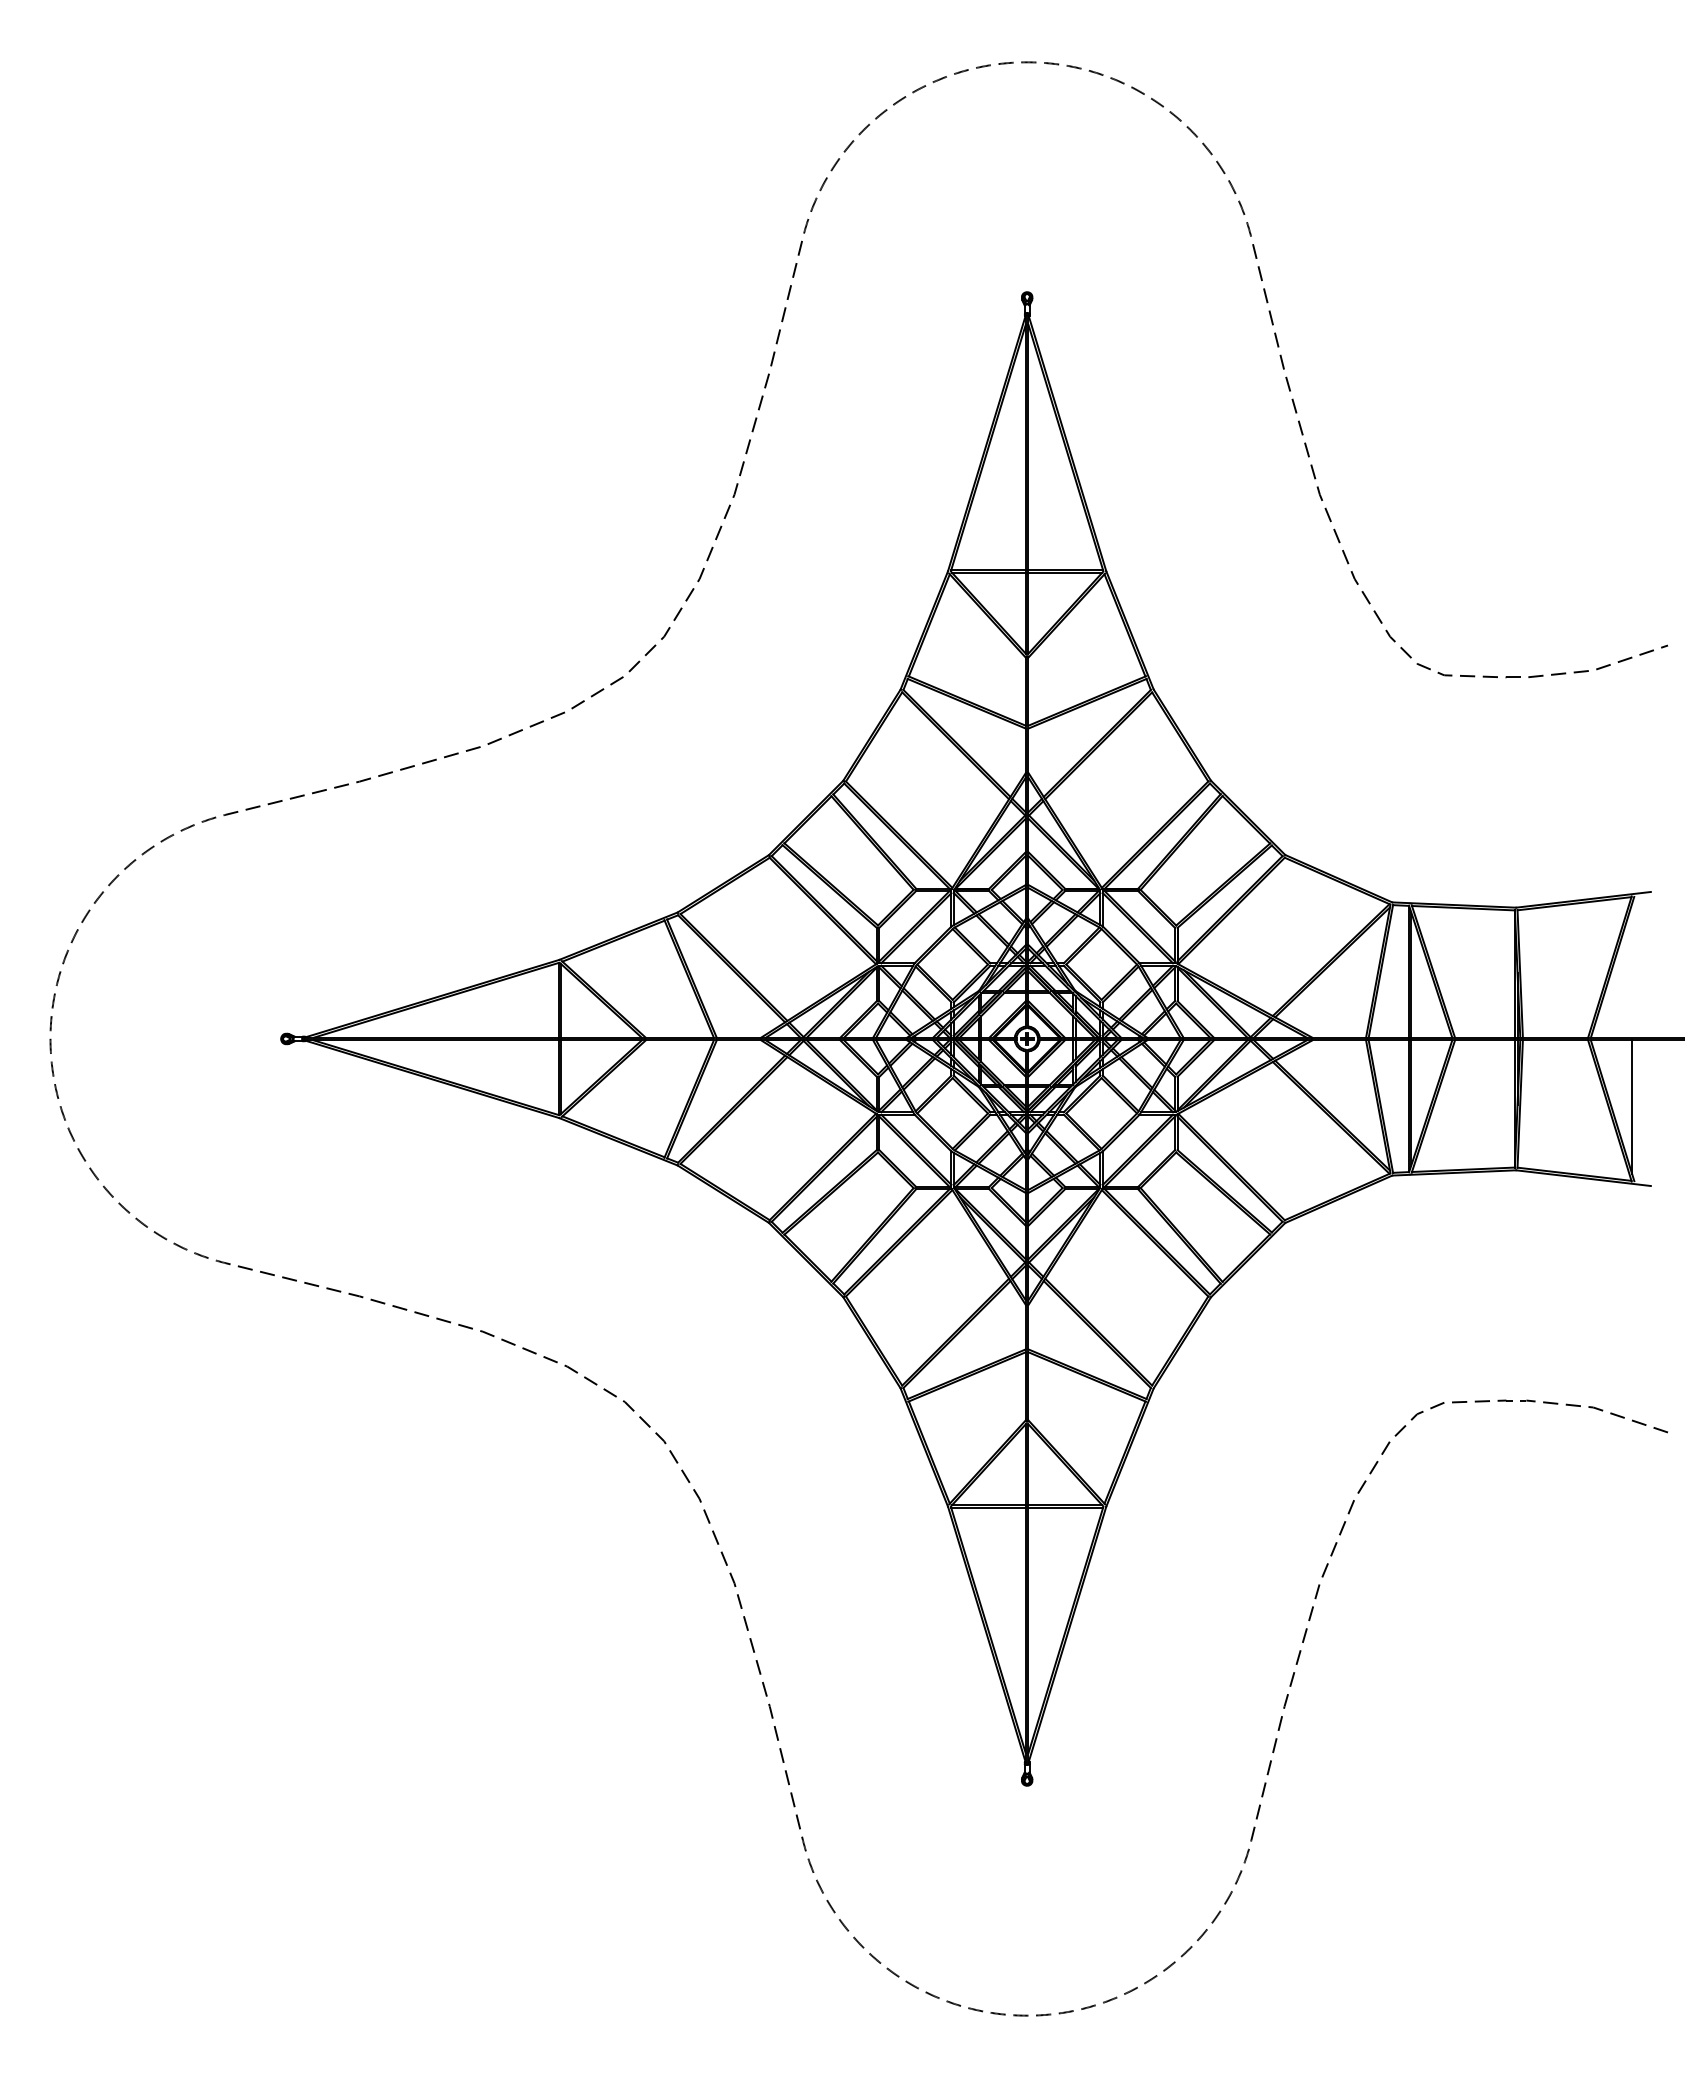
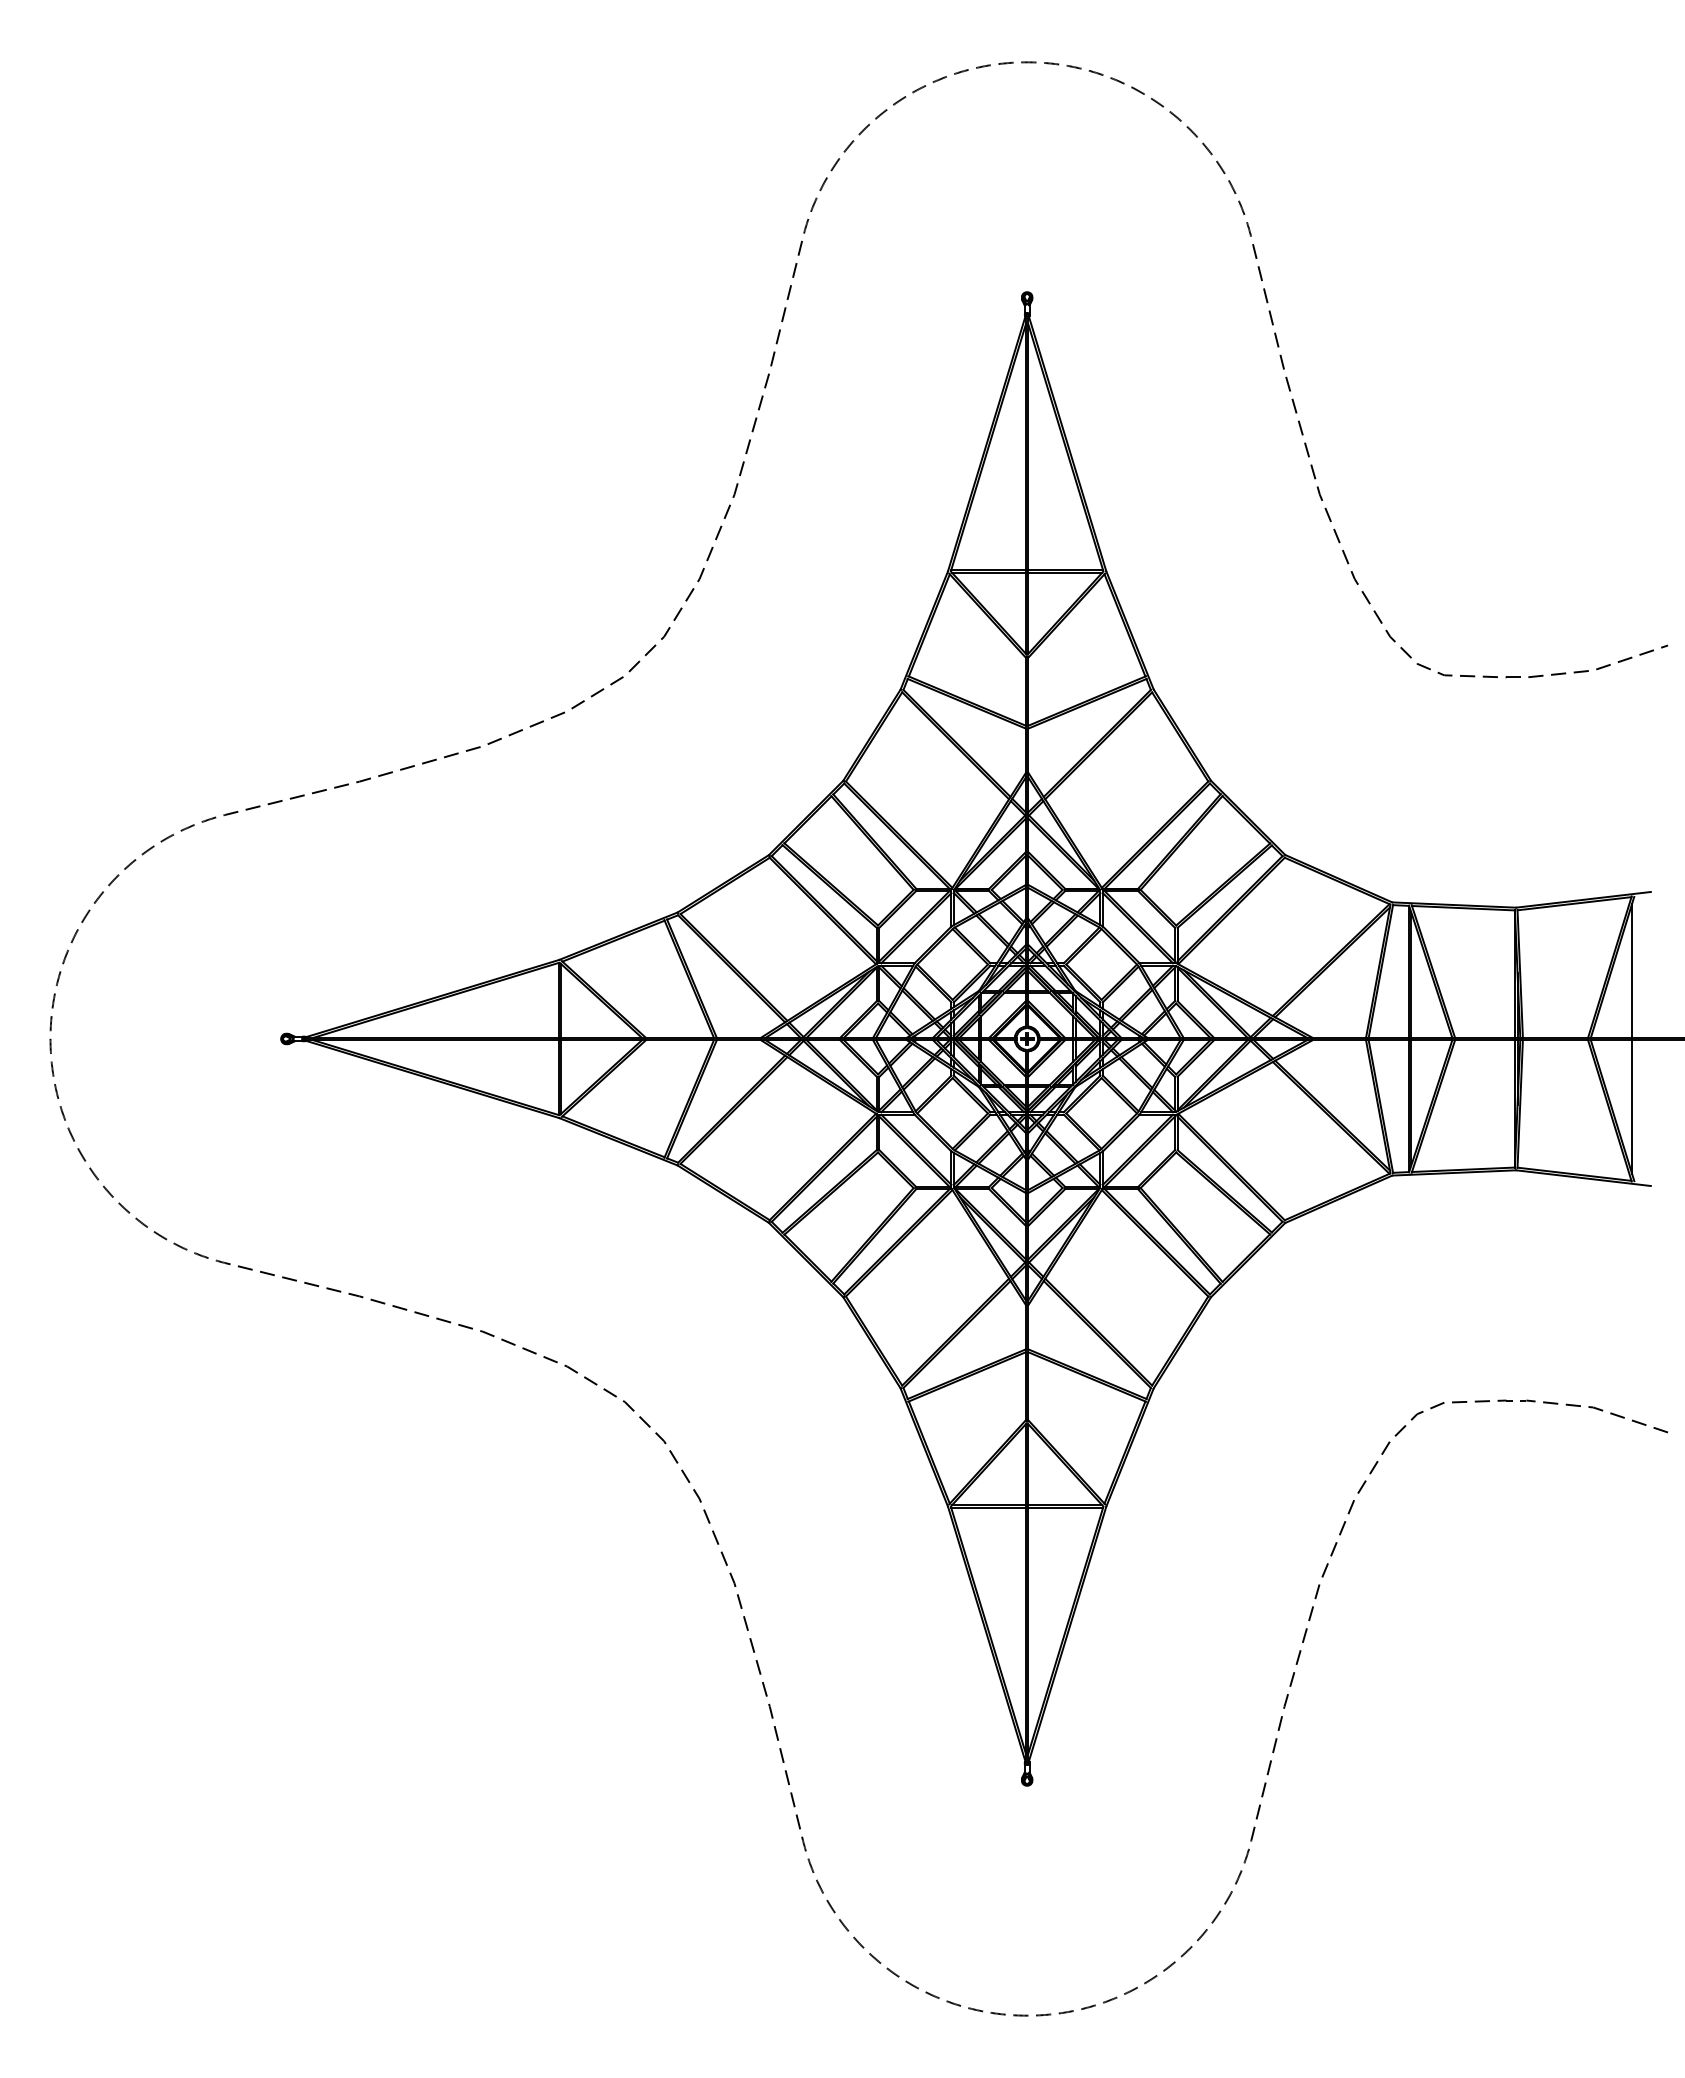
line: none -> present (1632, 970)
